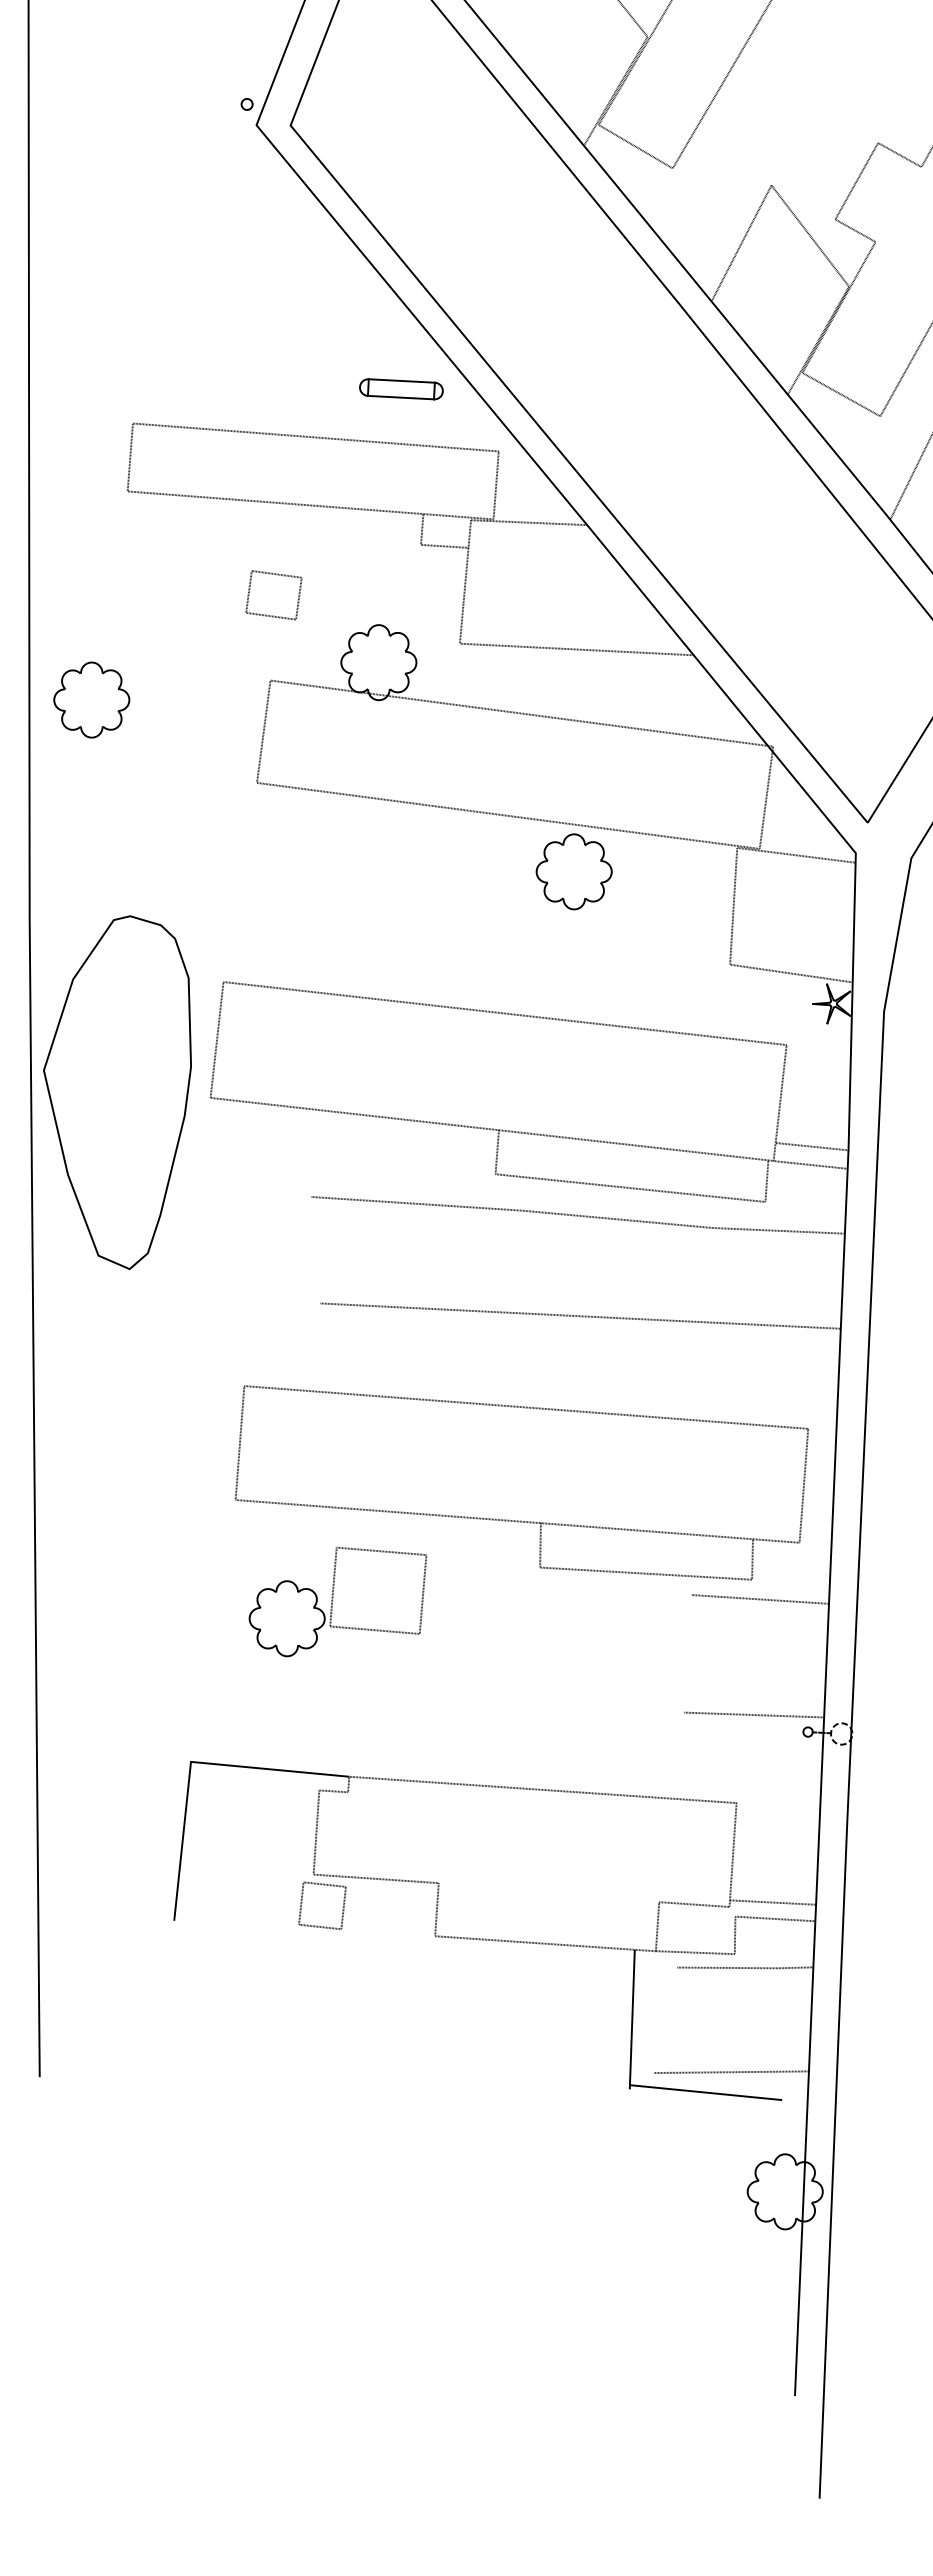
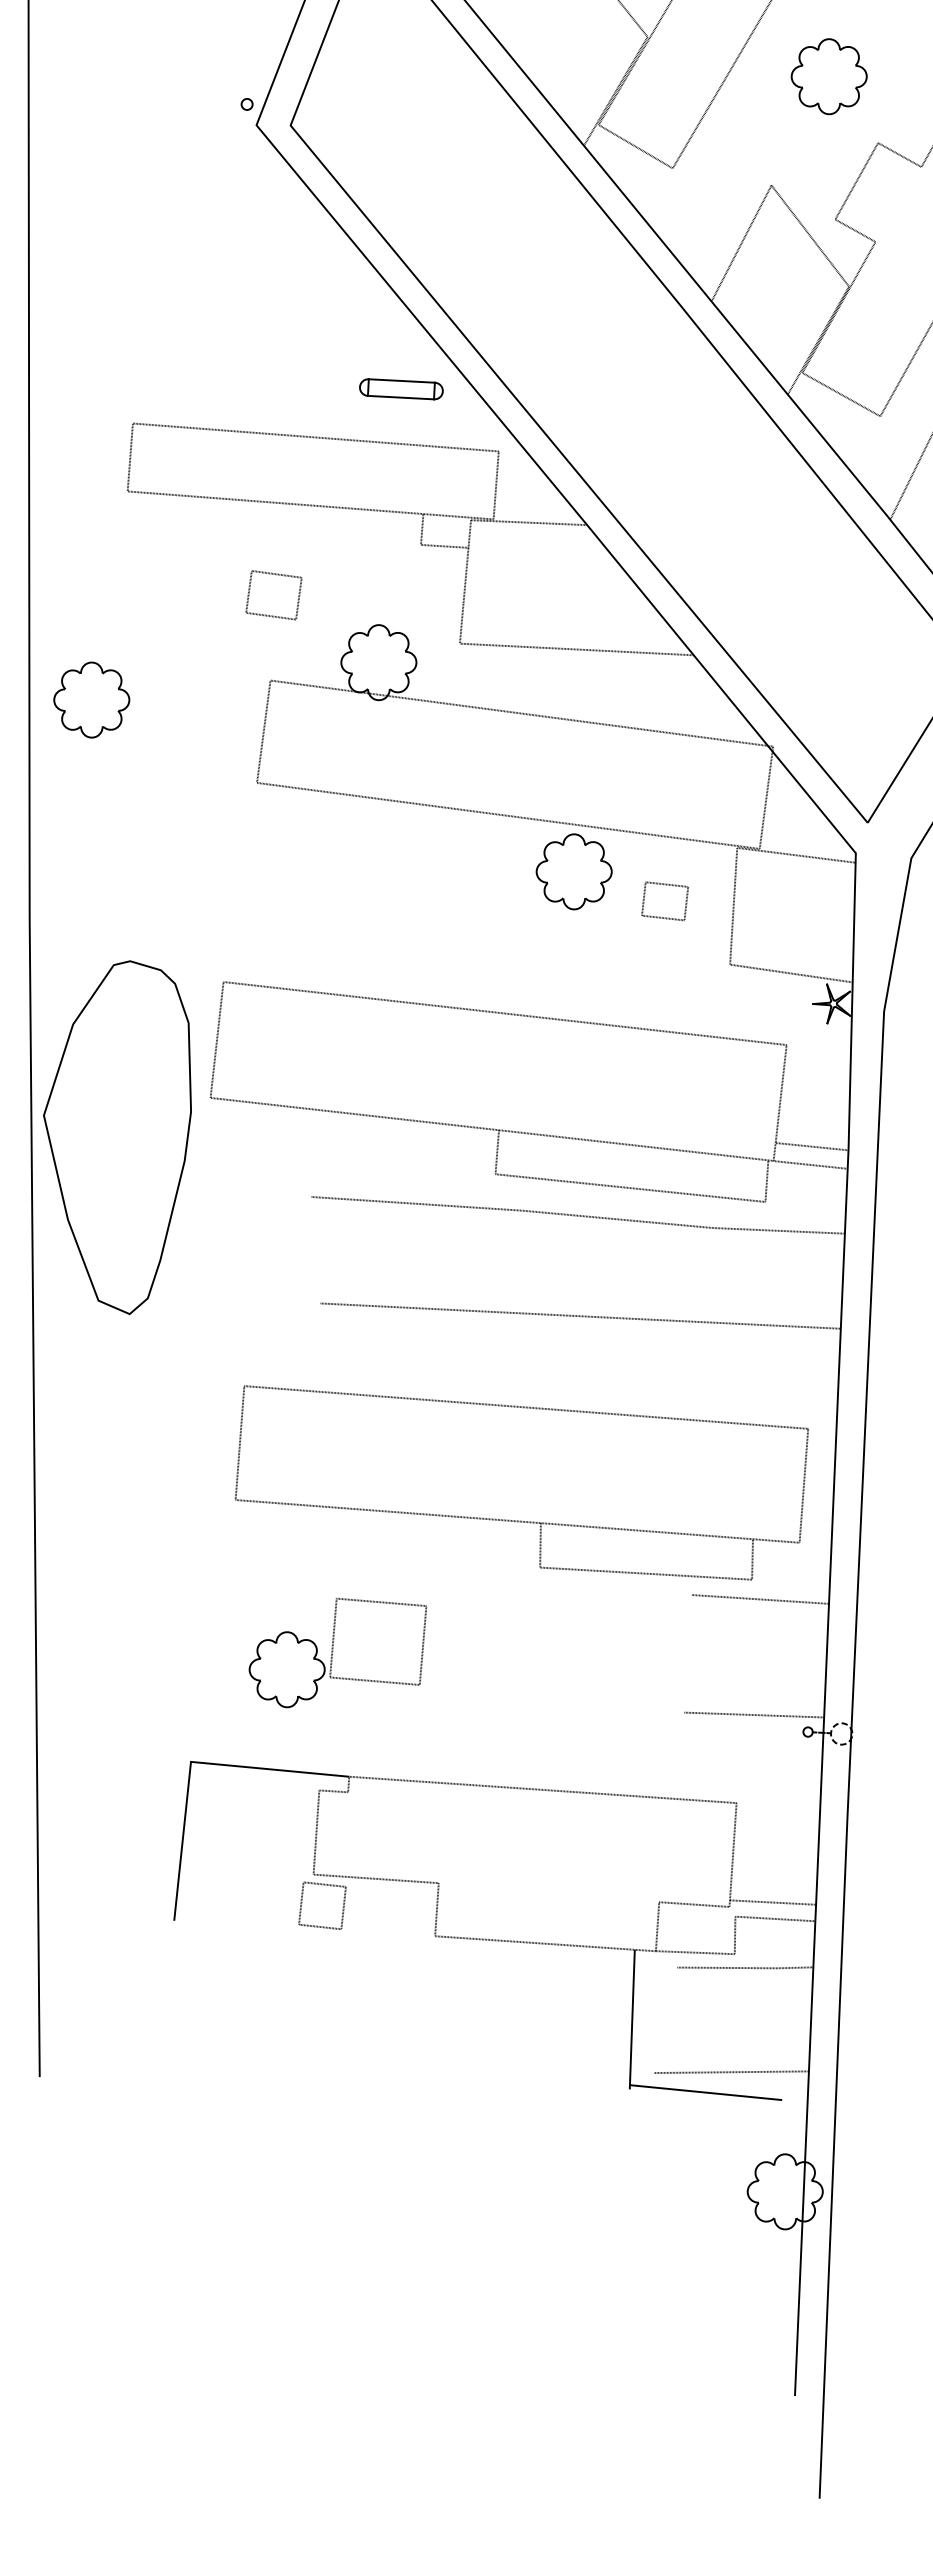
part: none -> present (828, 76)
part: none -> present (664, 901)
part position: (117, 1092) -> (117, 1137) (117, 1137)
part position: (337, 1602) -> (337, 1653) (337, 1653)
